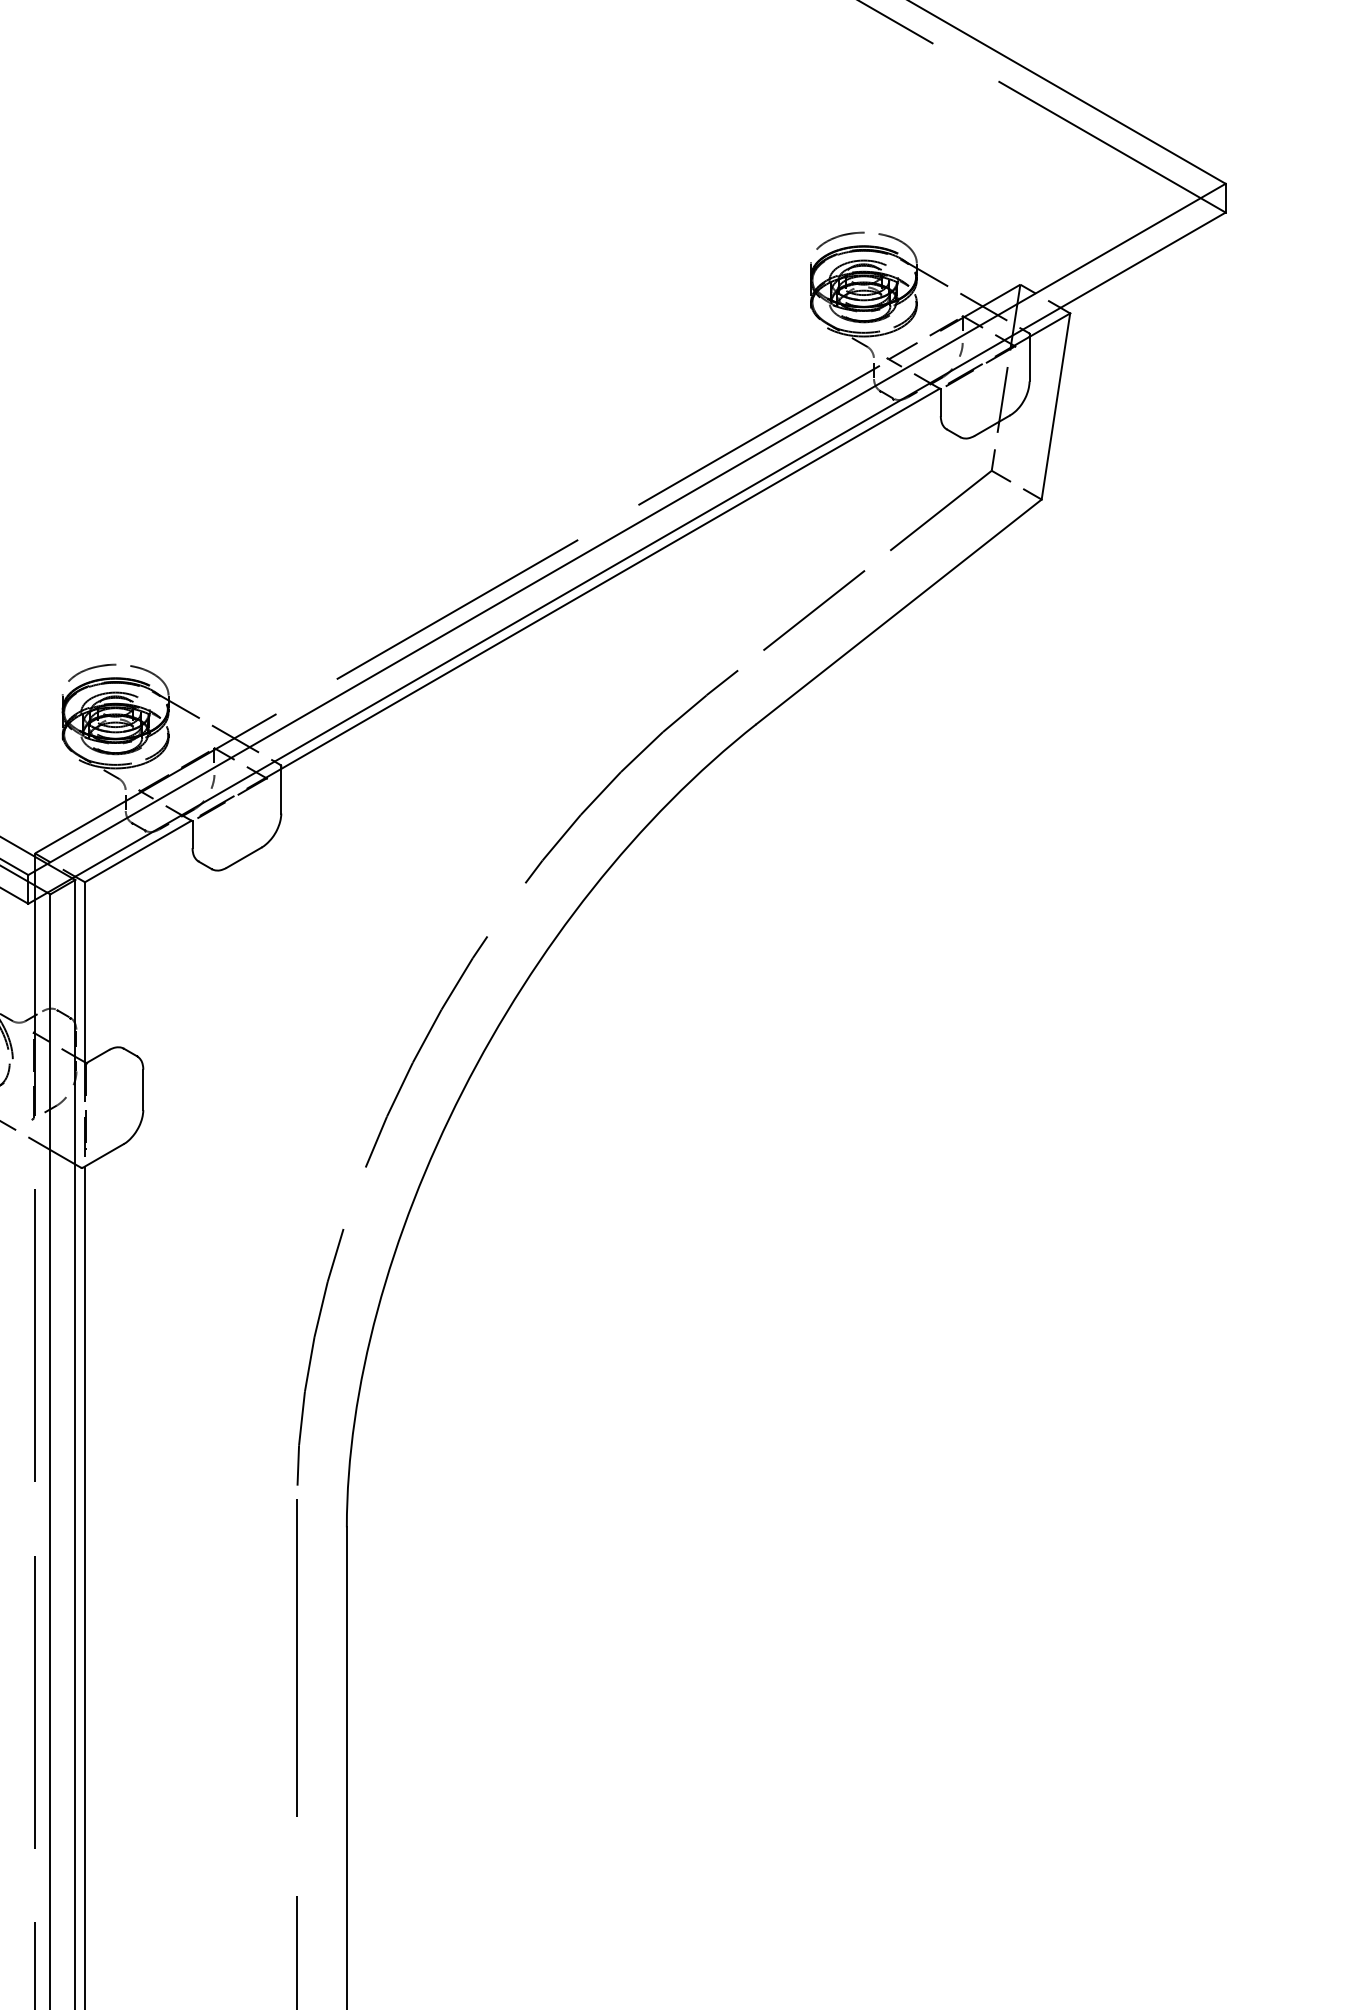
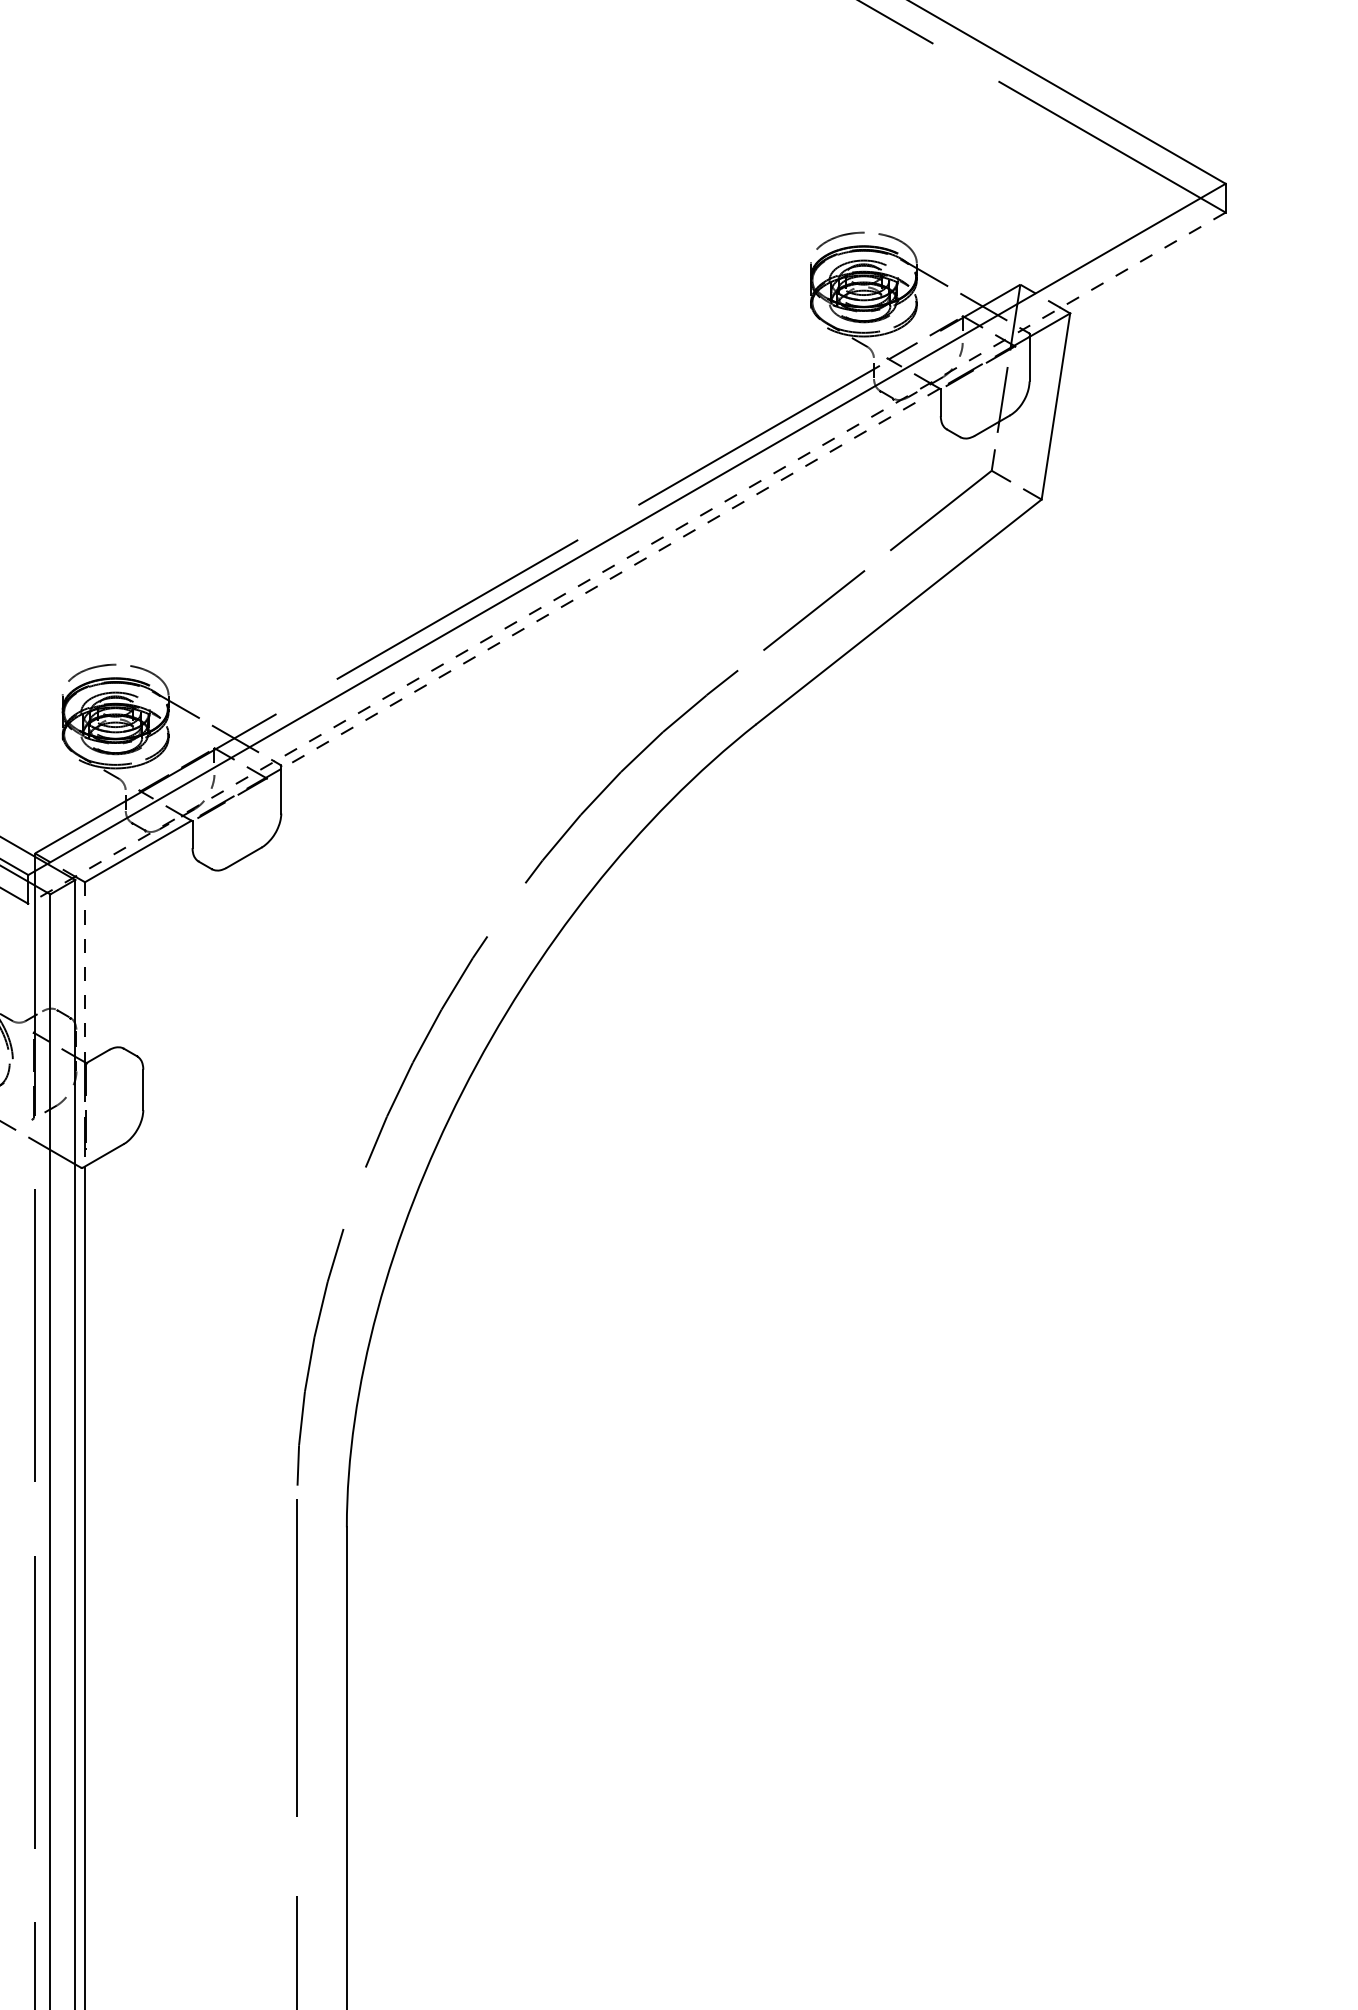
line: solid -> dashed (626, 558)
line: solid -> dashed (610, 579)
line: solid -> dashed (85, 972)
